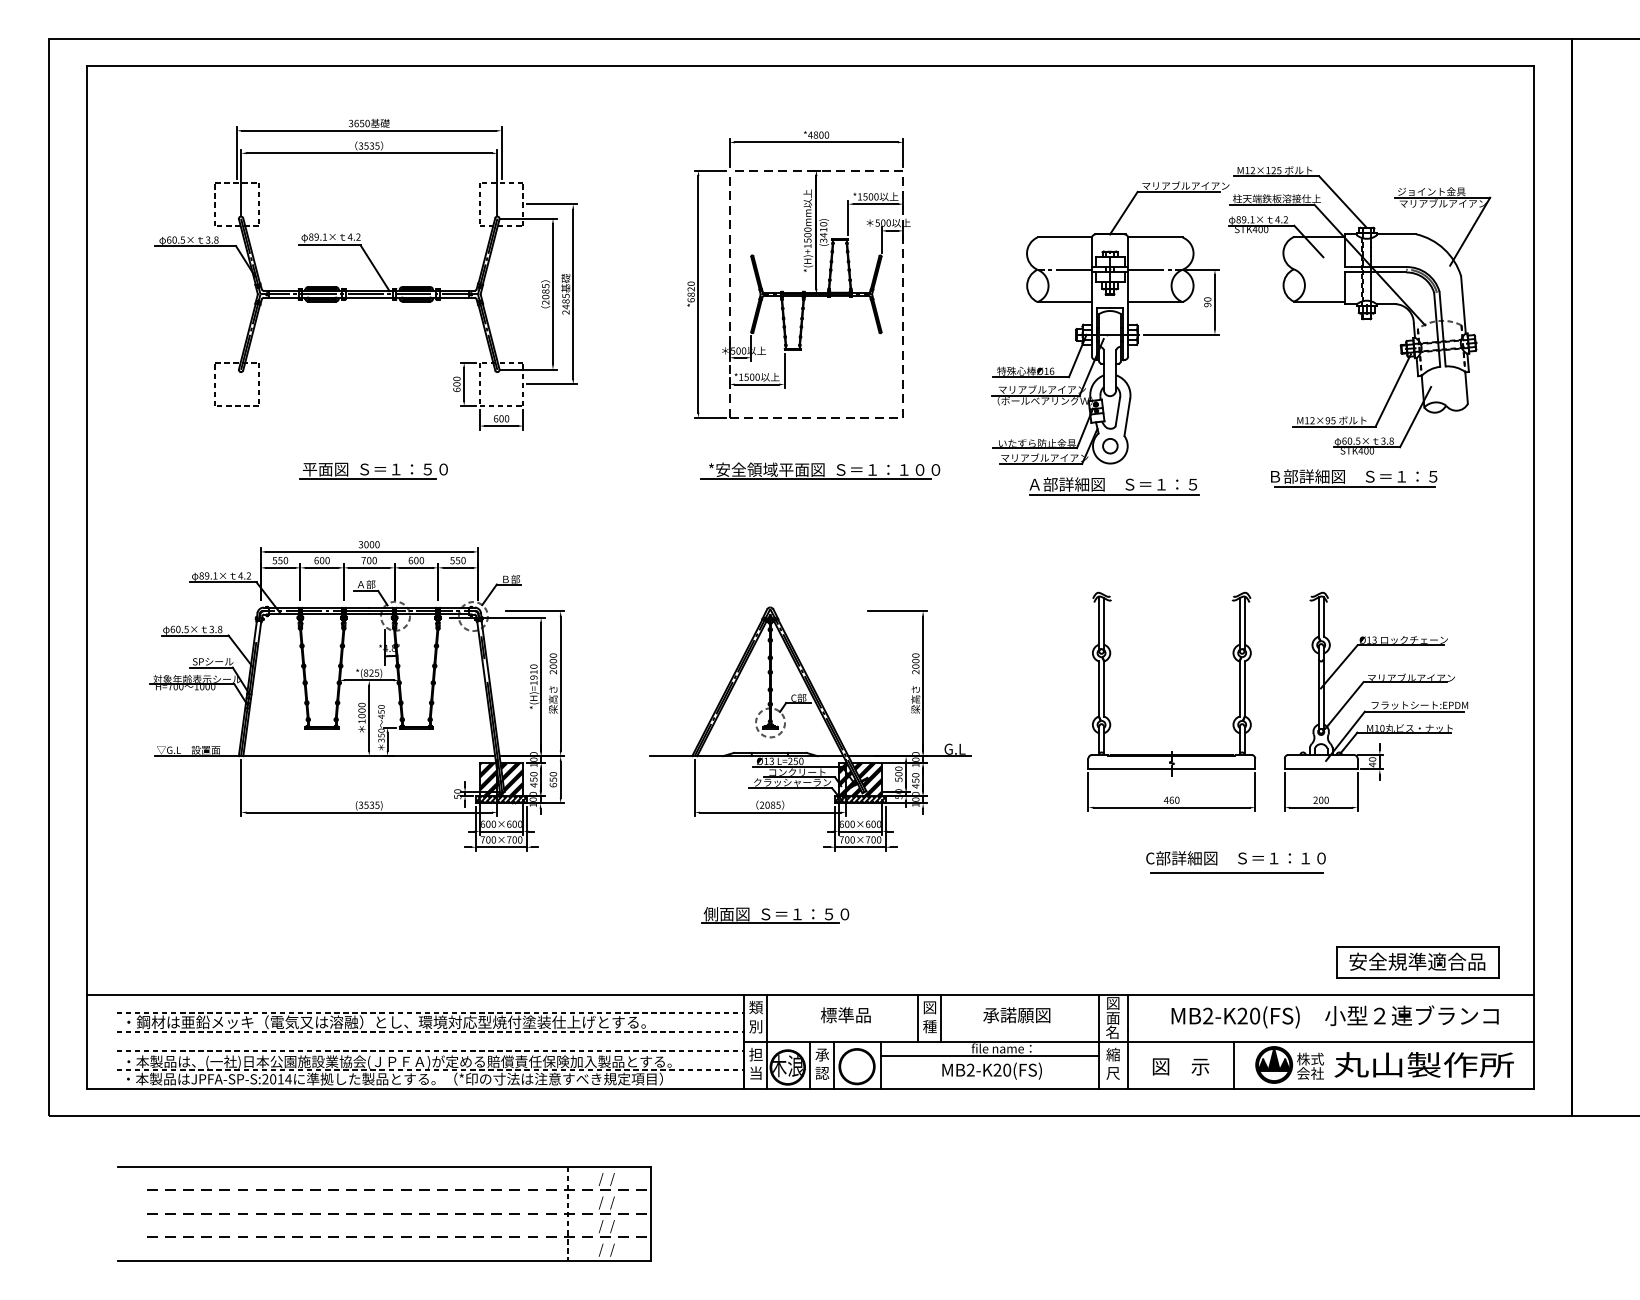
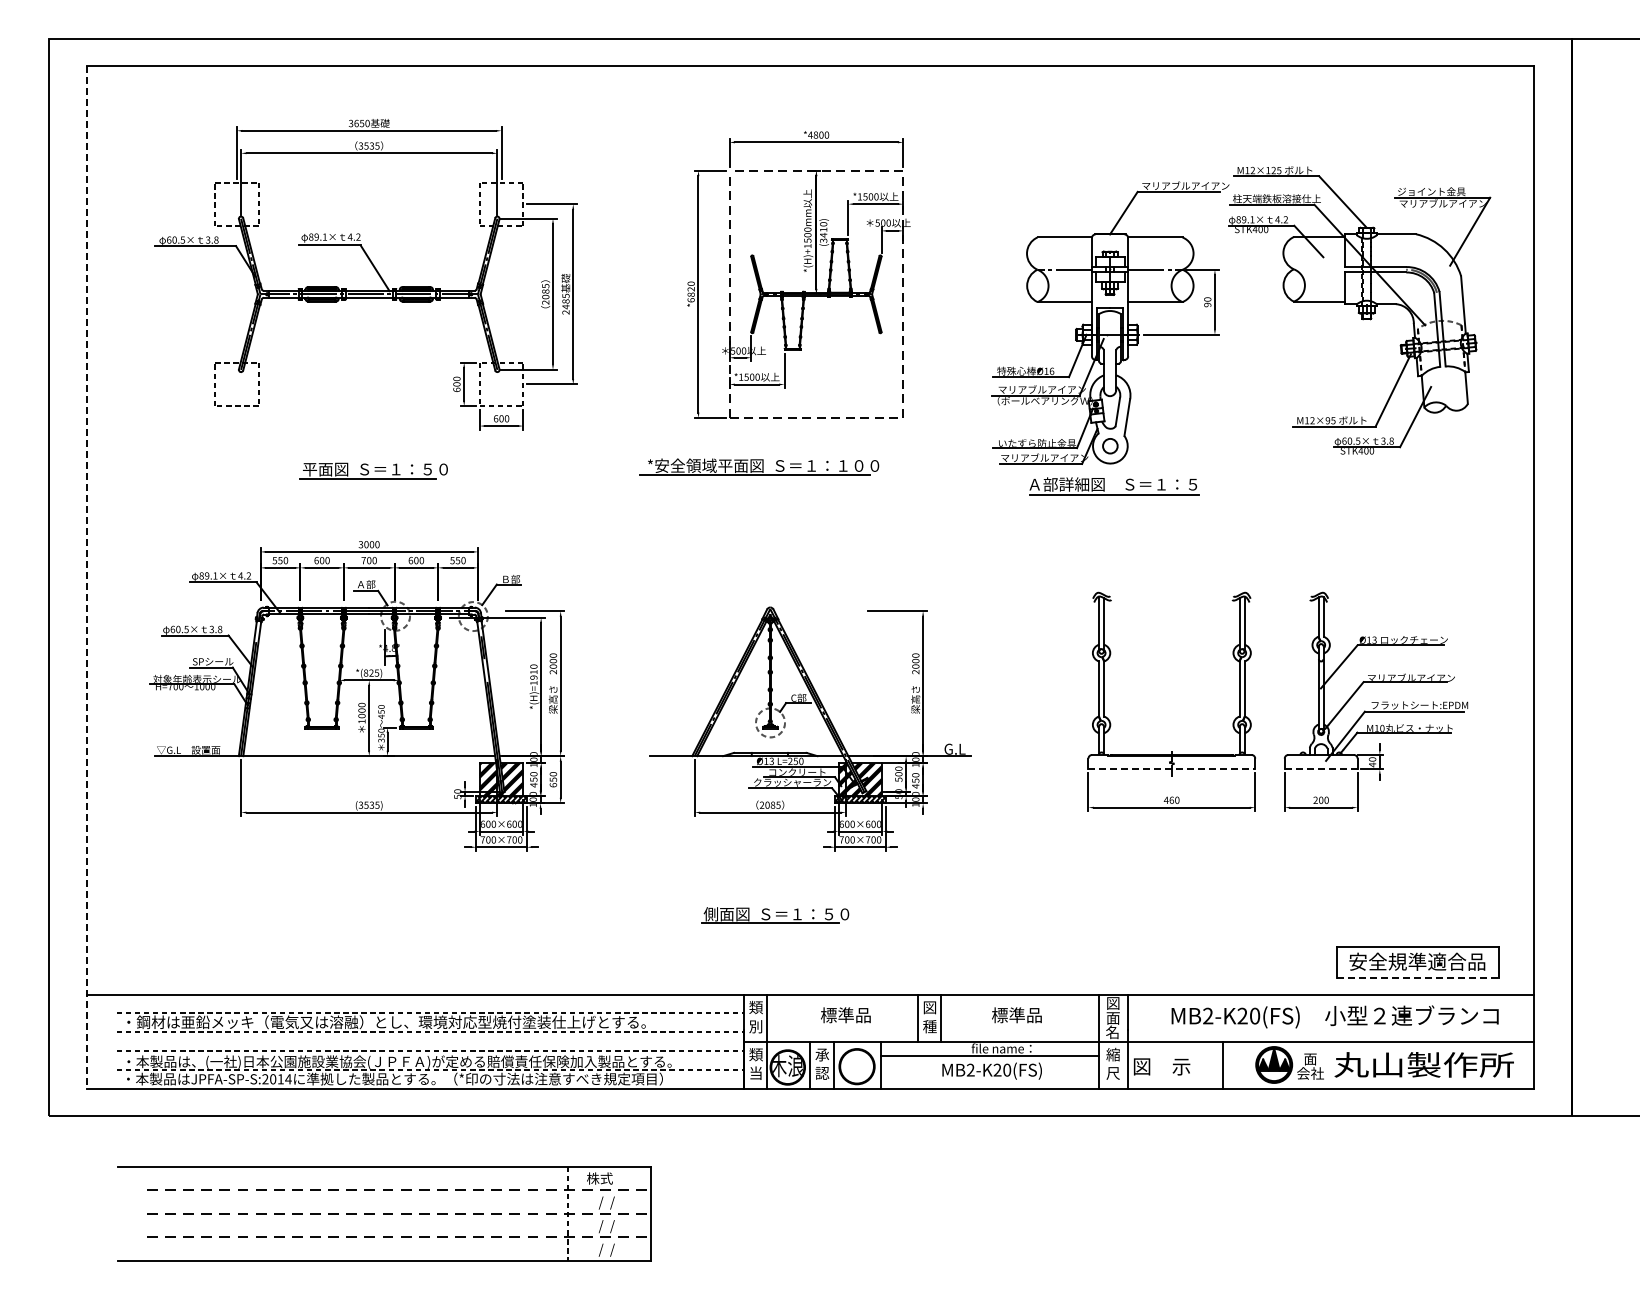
part position: (820, 470) -> (759, 466) (759, 466)
part: present -> none (1354, 486)
line: solid -> dashed (87, 577)
line: solid -> dashed (1172, 769)
line: solid -> dashed (1321, 769)
part: present -> none (1235, 862)
line: solid -> dashed (1418, 977)
text: 承諾願図 -> 標準品 (1016, 1015)
text: 担 -> 類 (755, 1054)
text: 株式 -> 面 (1310, 1058)
line position: (1233, 1064) -> (1222, 1064) (1222, 1064)
text position: (1181, 1066) -> (1162, 1066) (1162, 1066)
text: /  / -> 株式 (600, 1179)
